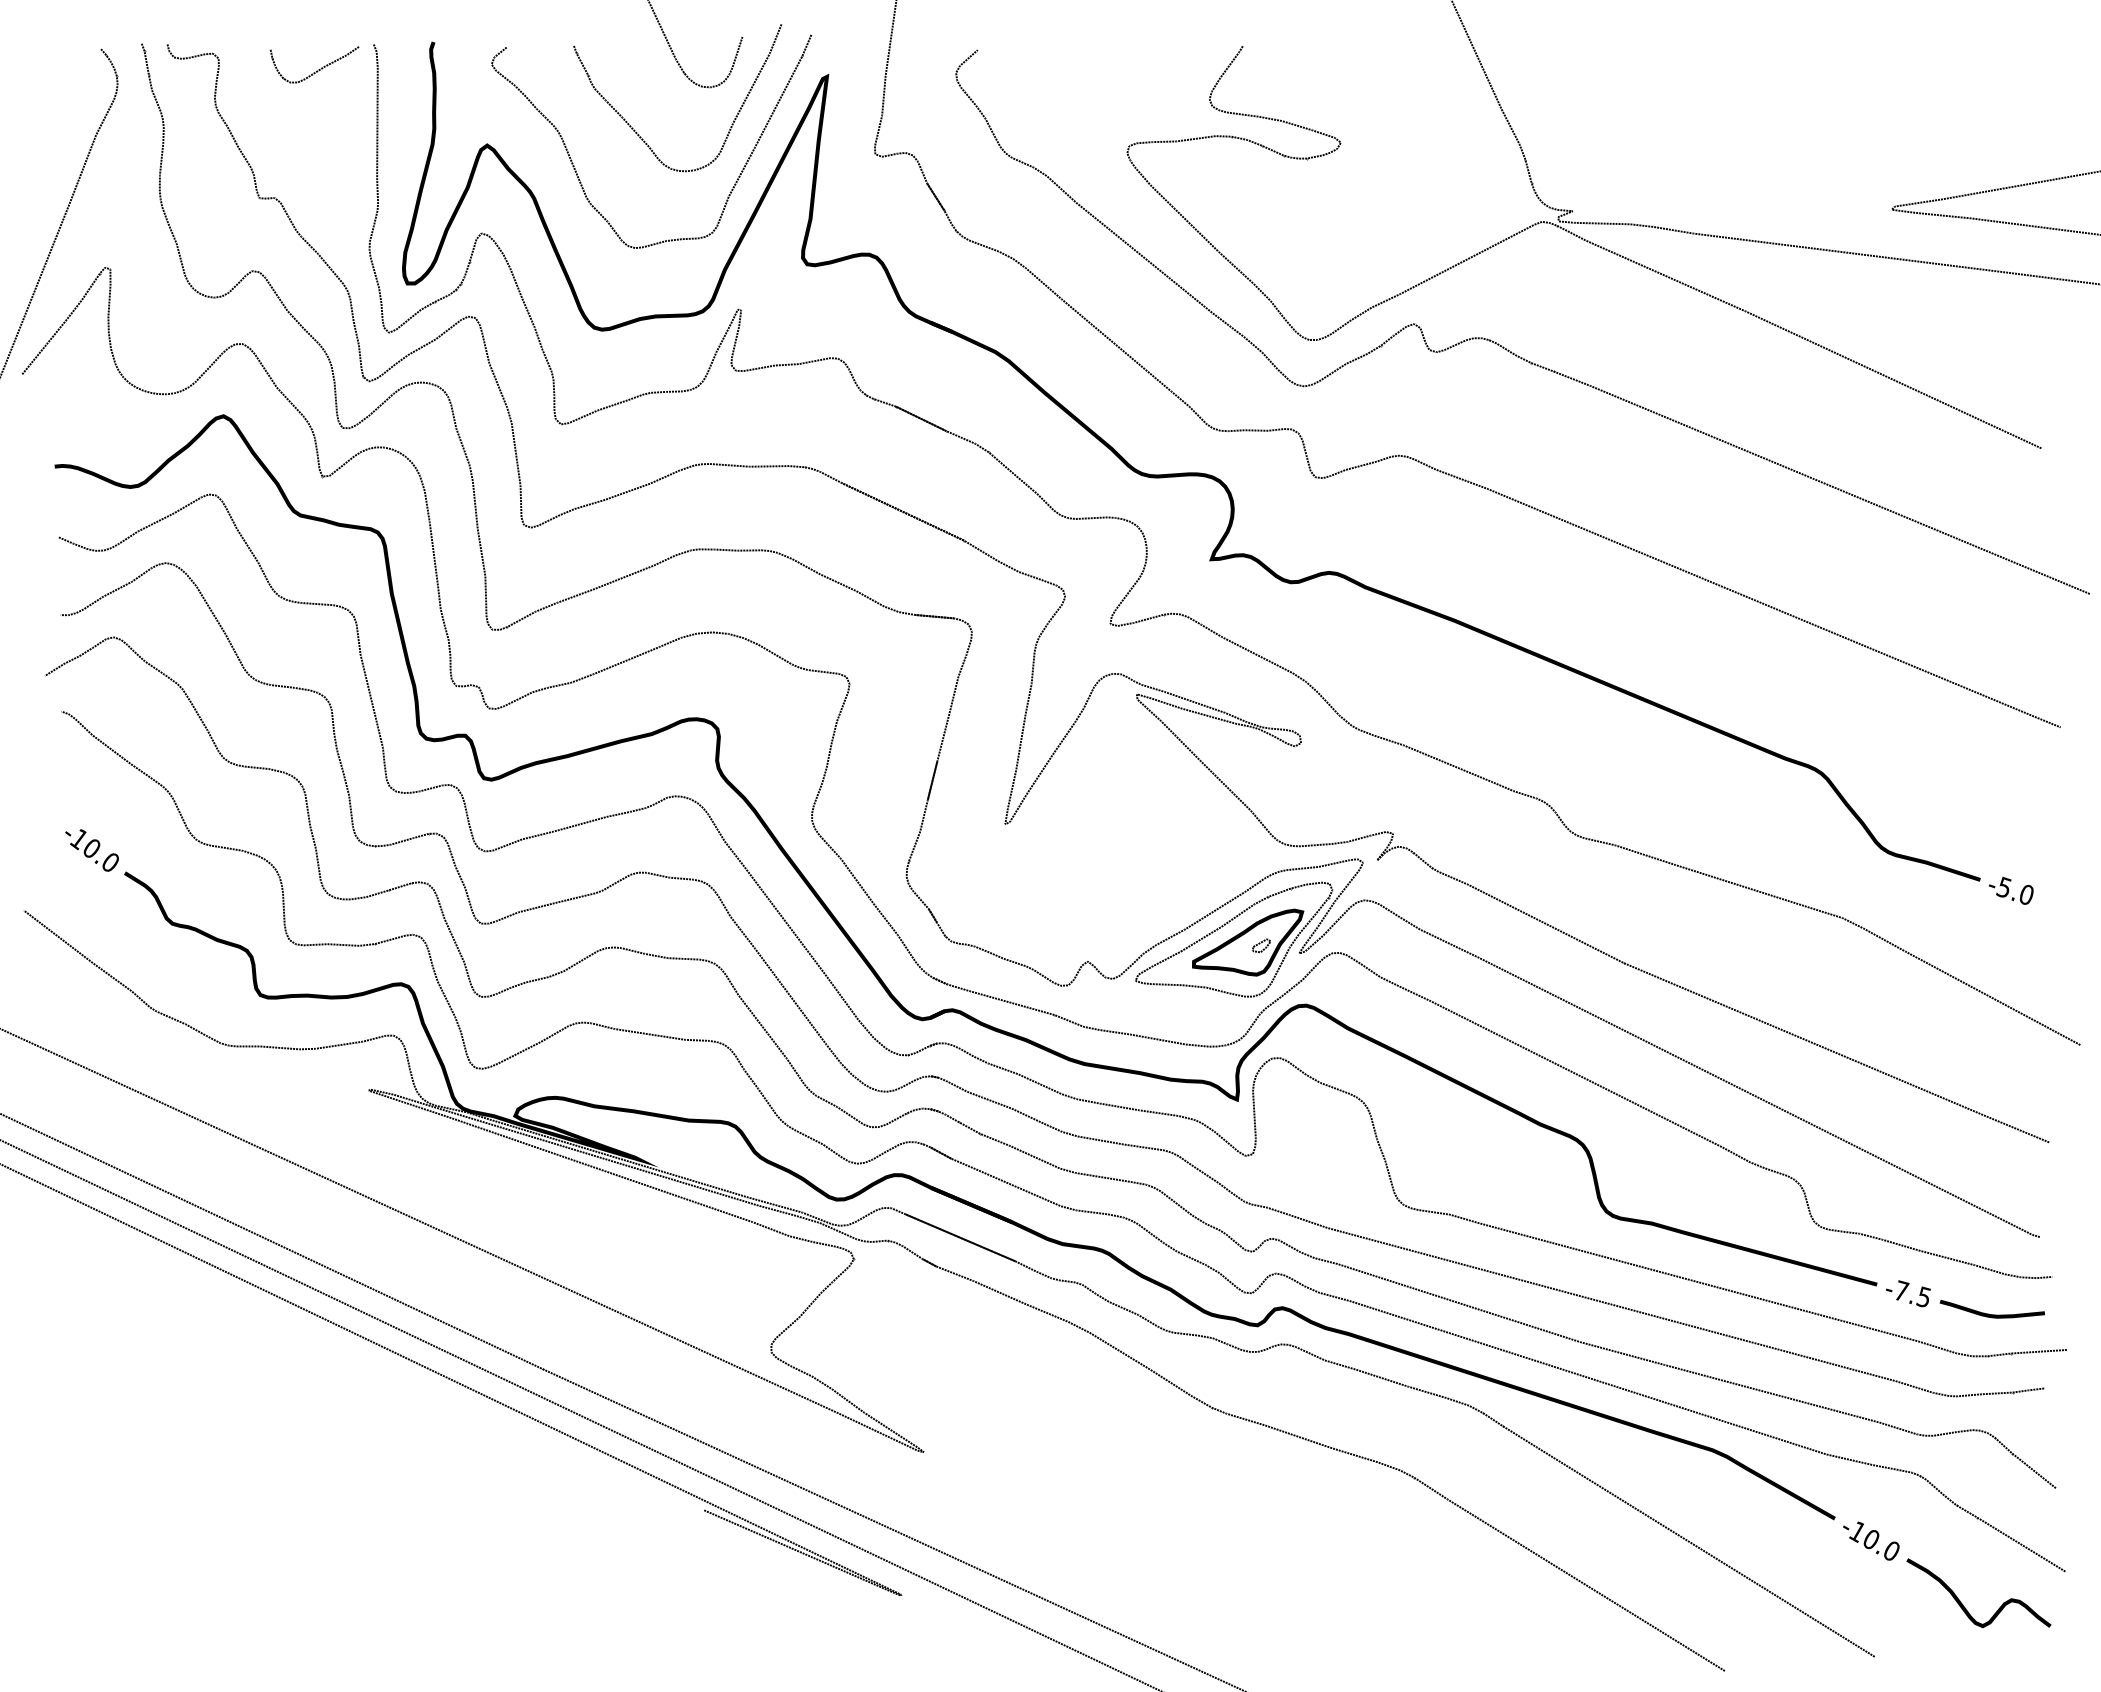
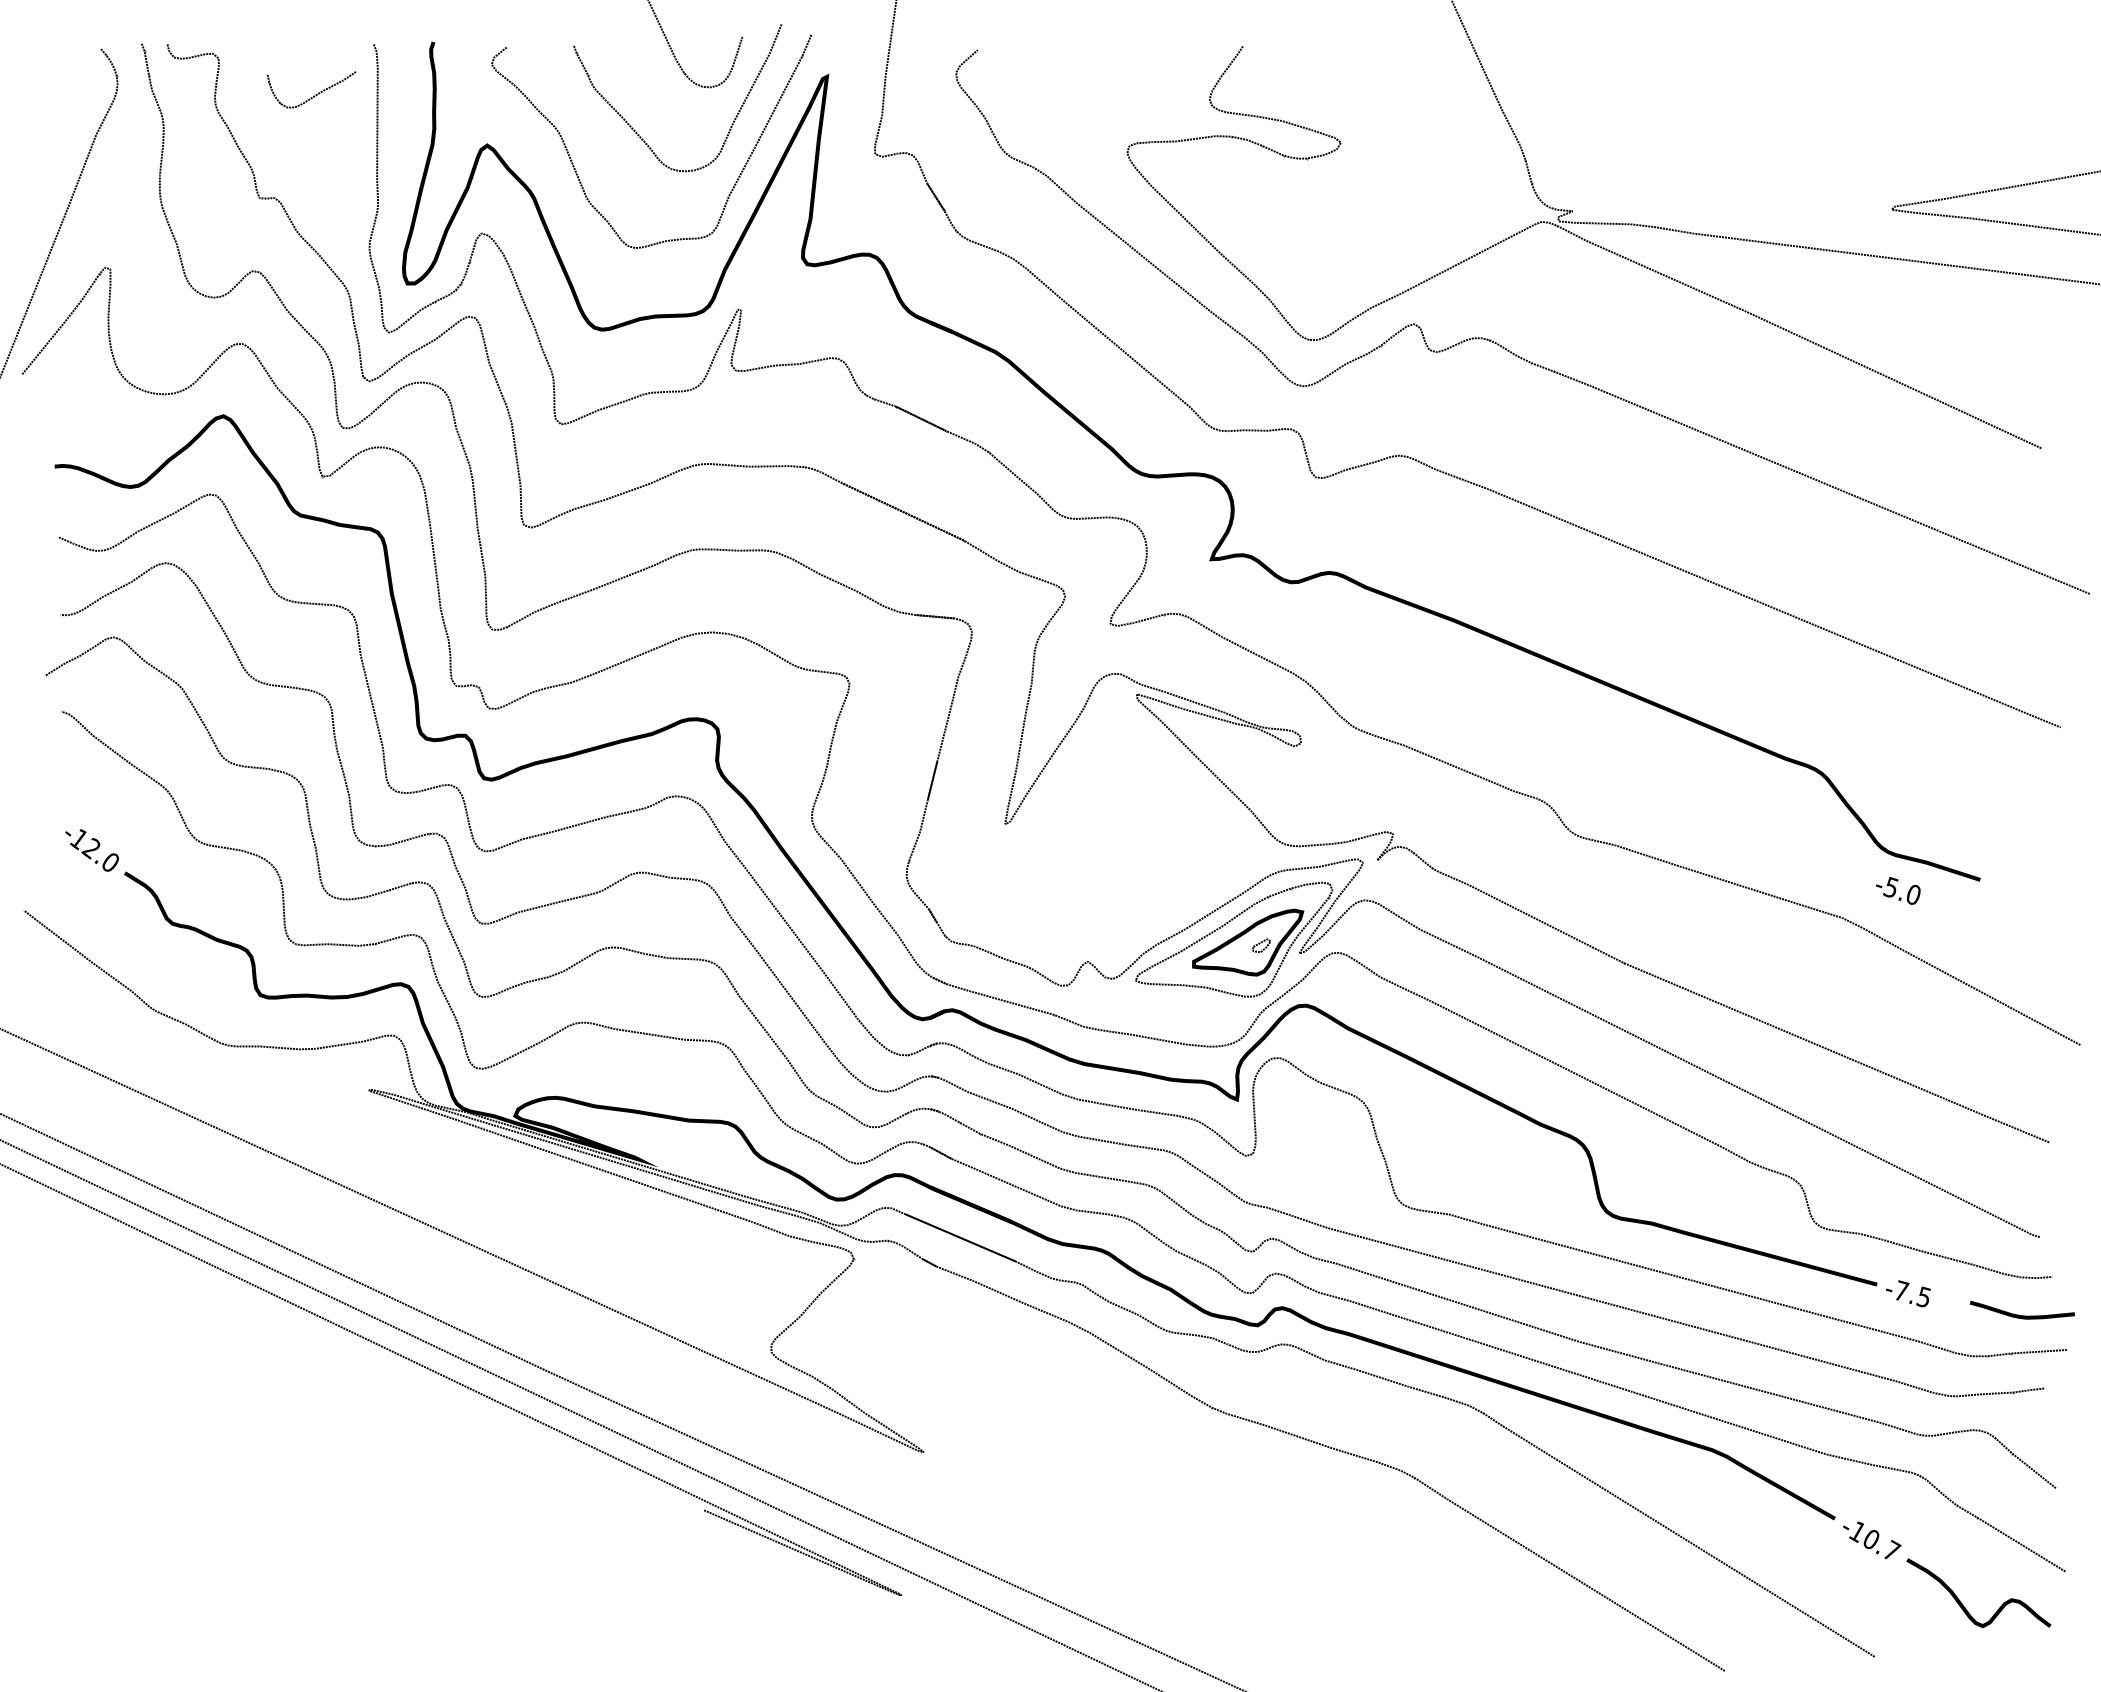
curve position: (316, 70) -> (313, 95) (313, 95)
text: -10.0 -> -12.0 (90, 848)
text position: (2011, 890) -> (1898, 890) (1898, 890)
curve position: (1988, 1313) -> (2018, 1314) (2018, 1314)
text: -10.0 -> -10.7 (1892, 1549)
